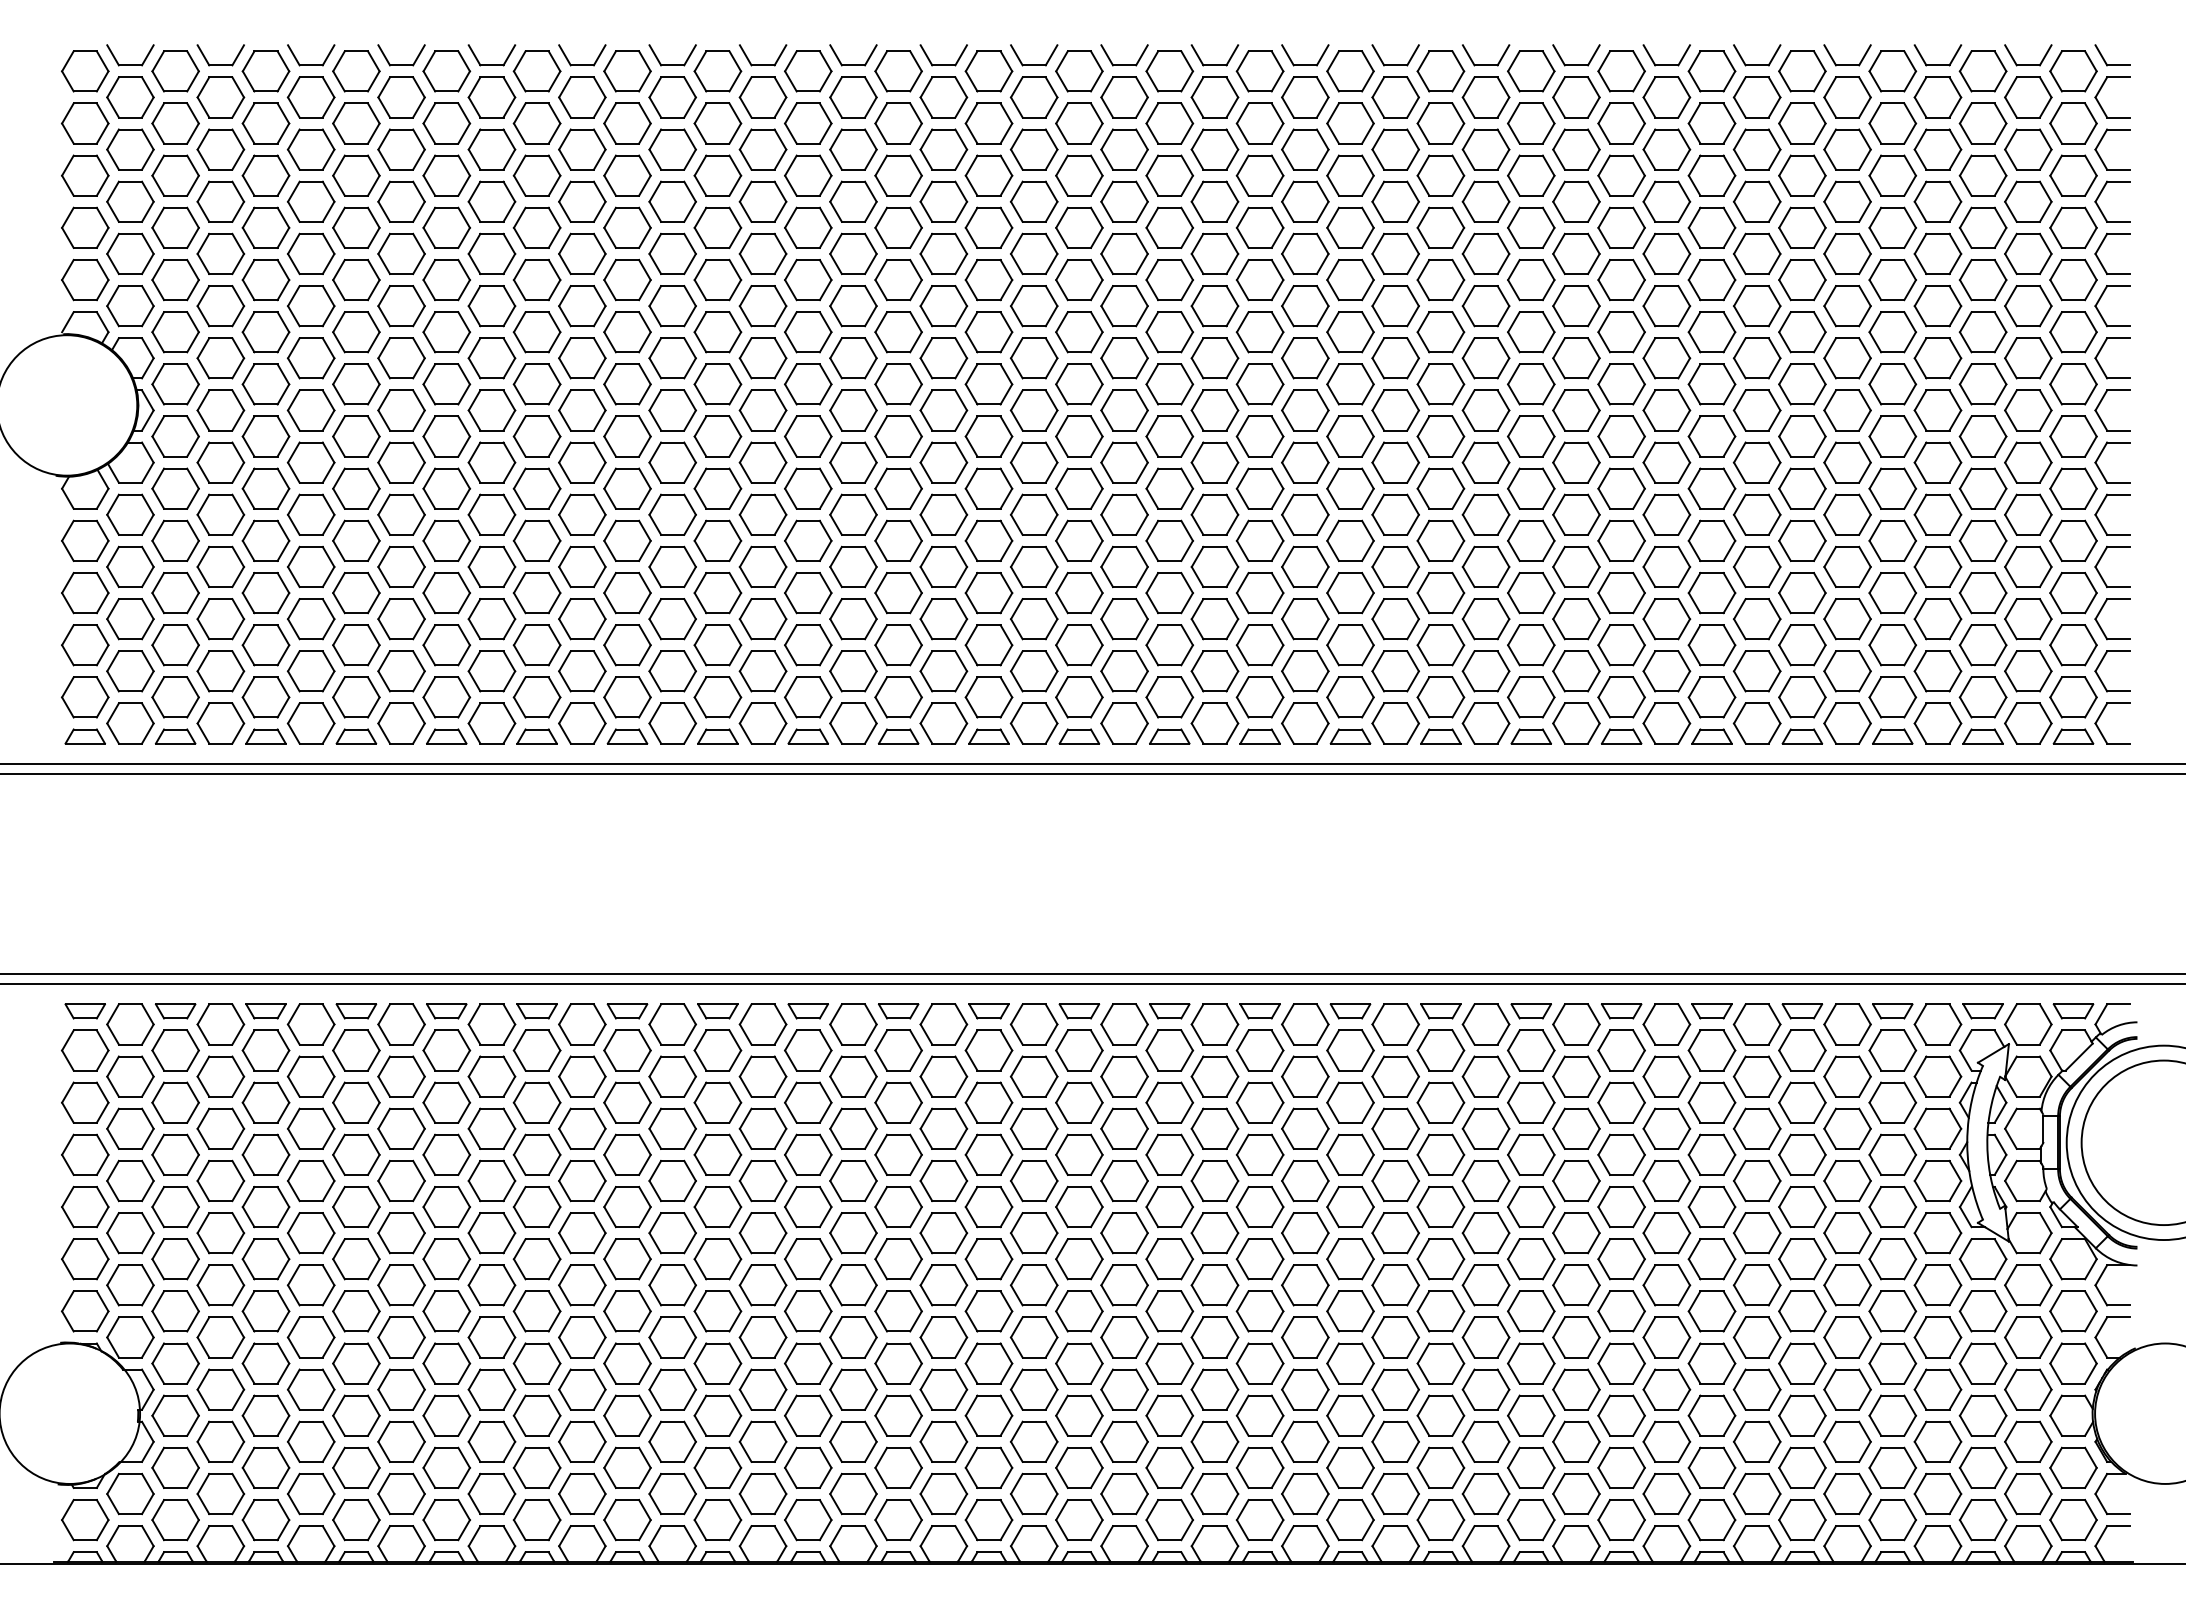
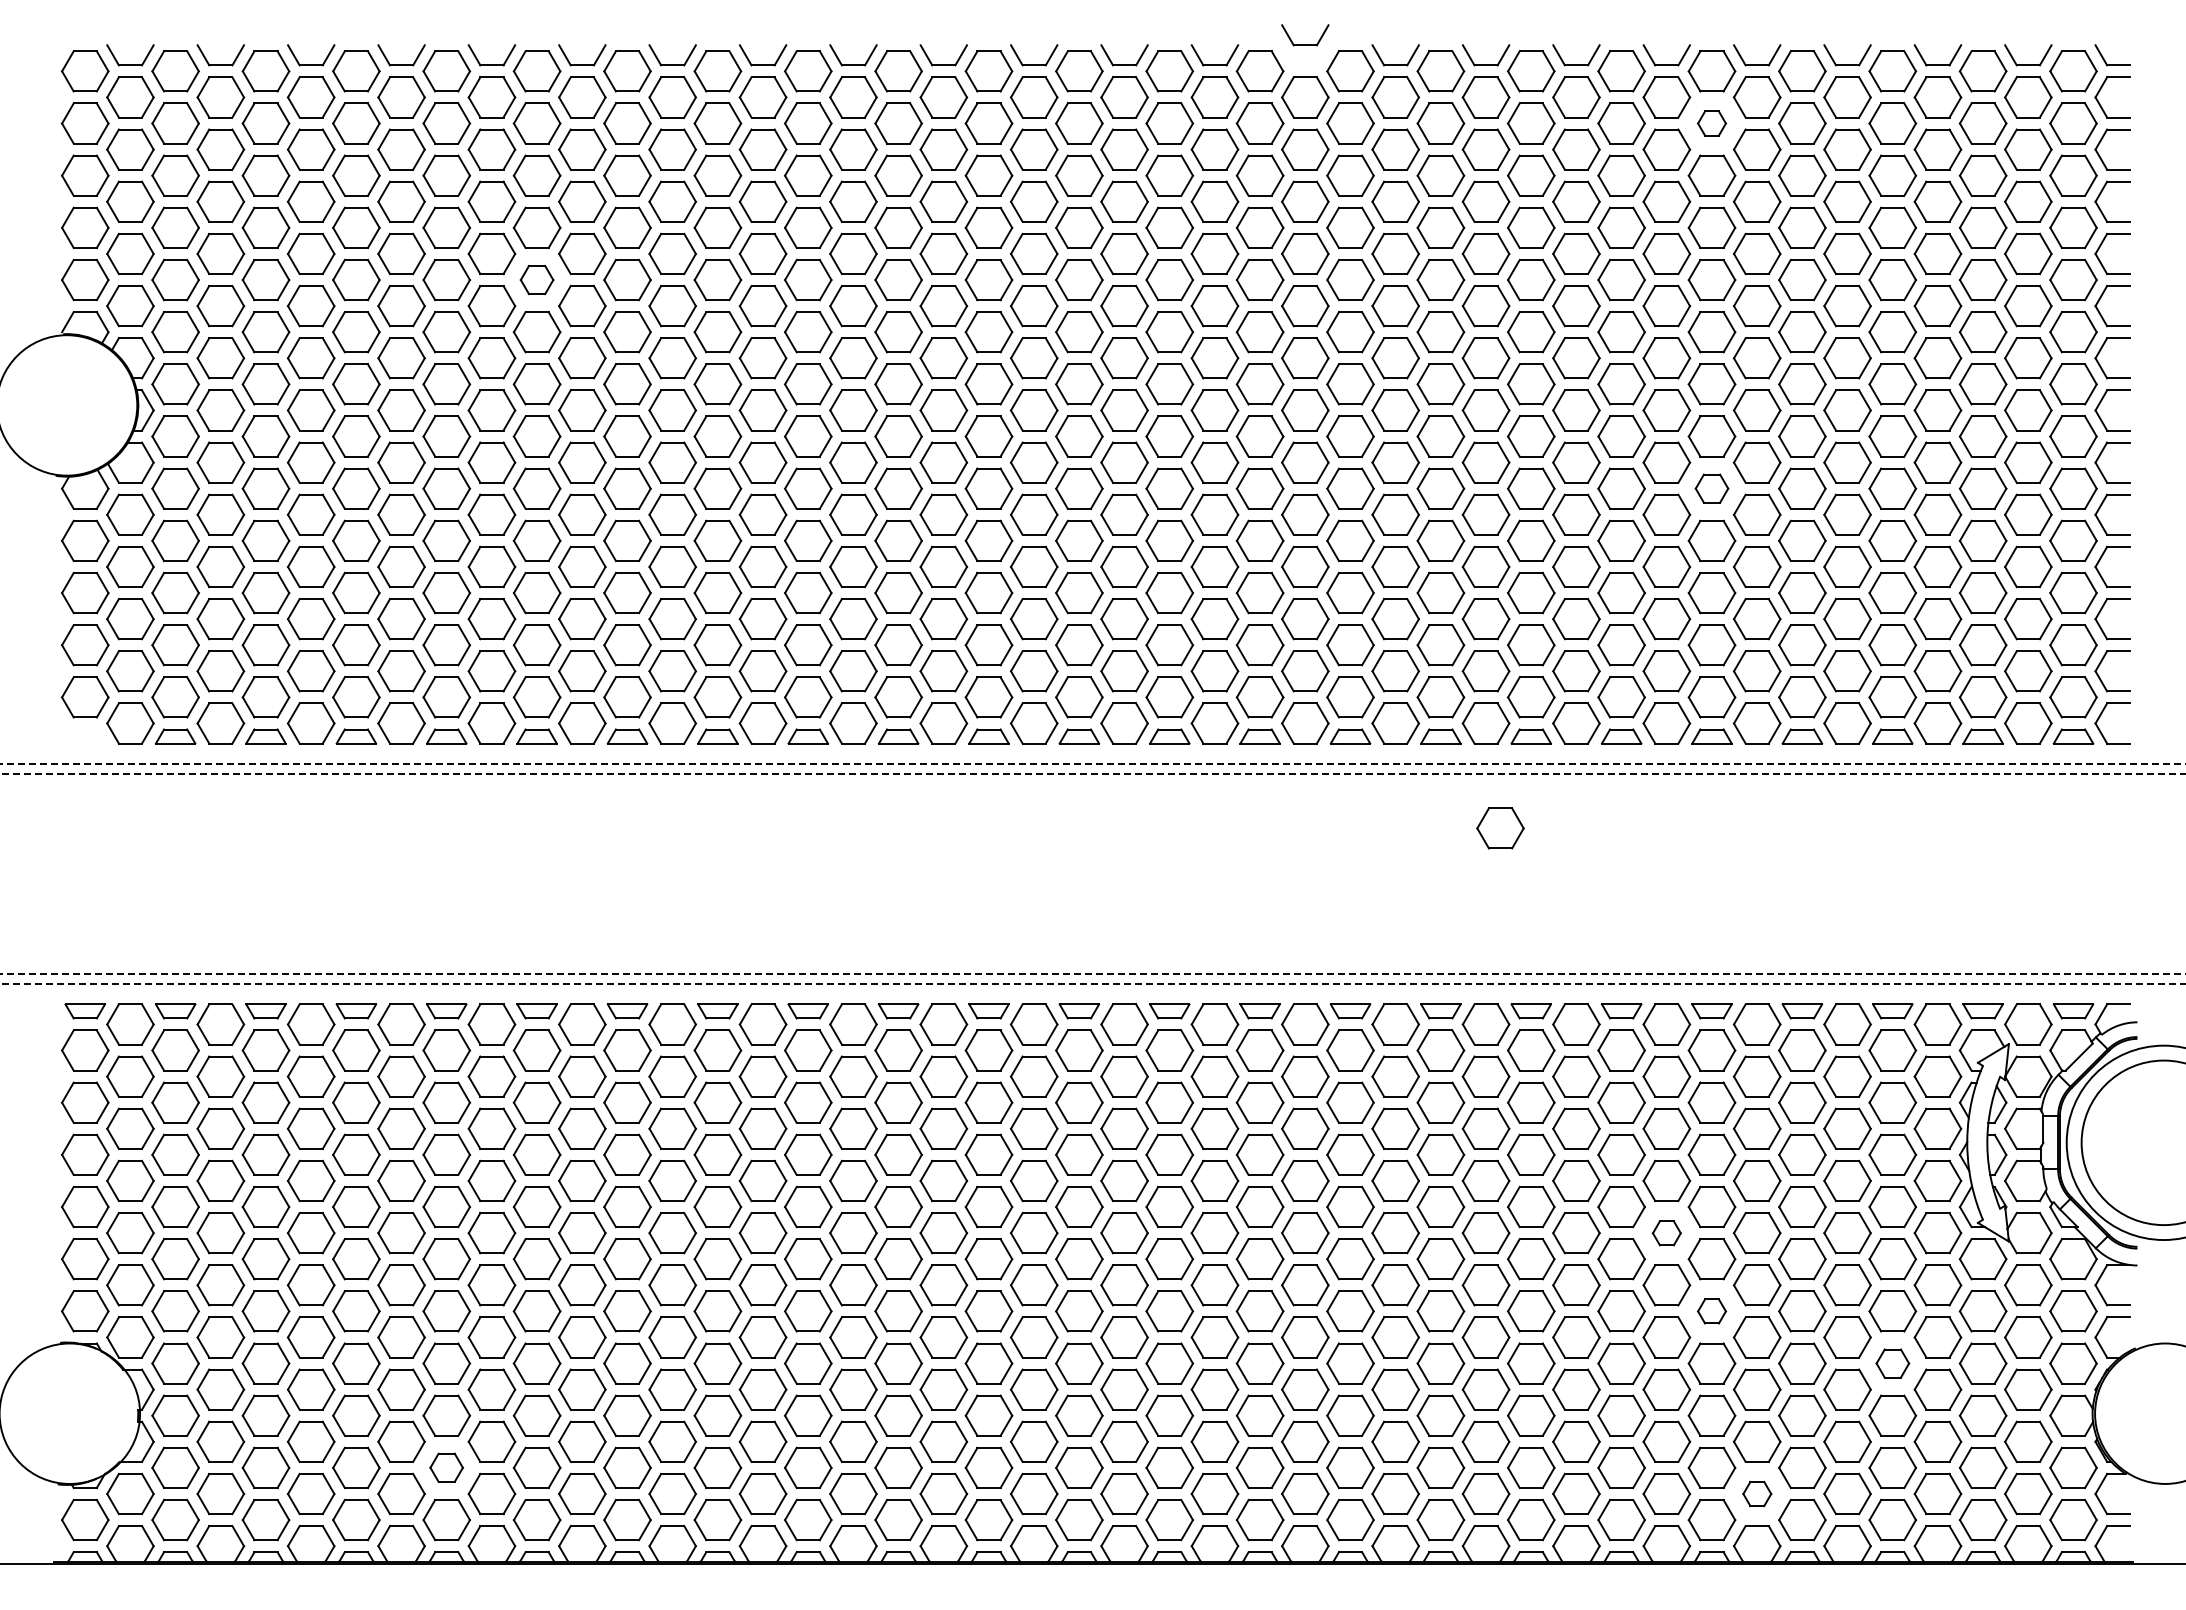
part position: (1305, 64) -> (1305, 44) (1305, 44)
part size: 50x43 px -> 31x27 px (1712, 123)
part size: 50x44 px -> 36x32 px (536, 279)
part size: 50x43 px -> 36x31 px (1711, 488)
part: present -> none (84, 736)
line: solid -> dashed (1093, 763)
line: solid -> dashed (1093, 773)
part: none -> present (1500, 828)
line: solid -> dashed (1093, 974)
line: solid -> dashed (1093, 984)
part size: 50x43 px -> 31x27 px (1666, 1233)
part size: 50x43 px -> 31x27 px (1712, 1311)
part size: 50x43 px -> 36x31 px (1892, 1363)
part size: 49x43 px -> 35x31 px (446, 1467)
part size: 49x44 px -> 31x28 px (1757, 1493)
